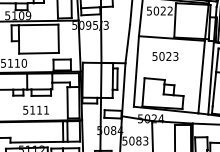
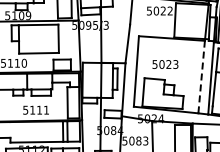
line: present -> none (140, 19)
text position: (165, 56) -> (165, 64) (165, 64)
line: solid -> dashed (201, 76)
